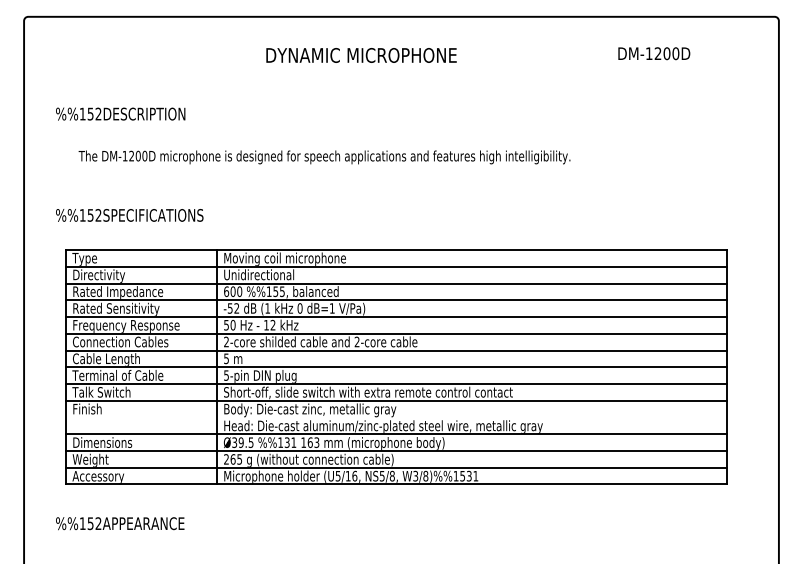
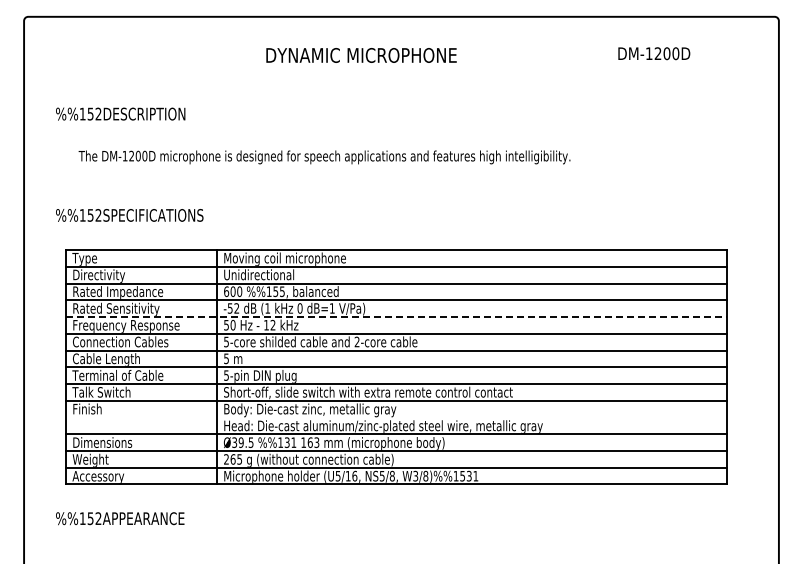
line: solid -> dashed (396, 317)
text: 2-core -> 5-core (226, 341)
text position: (120, 523) -> (120, 518) (120, 518)
